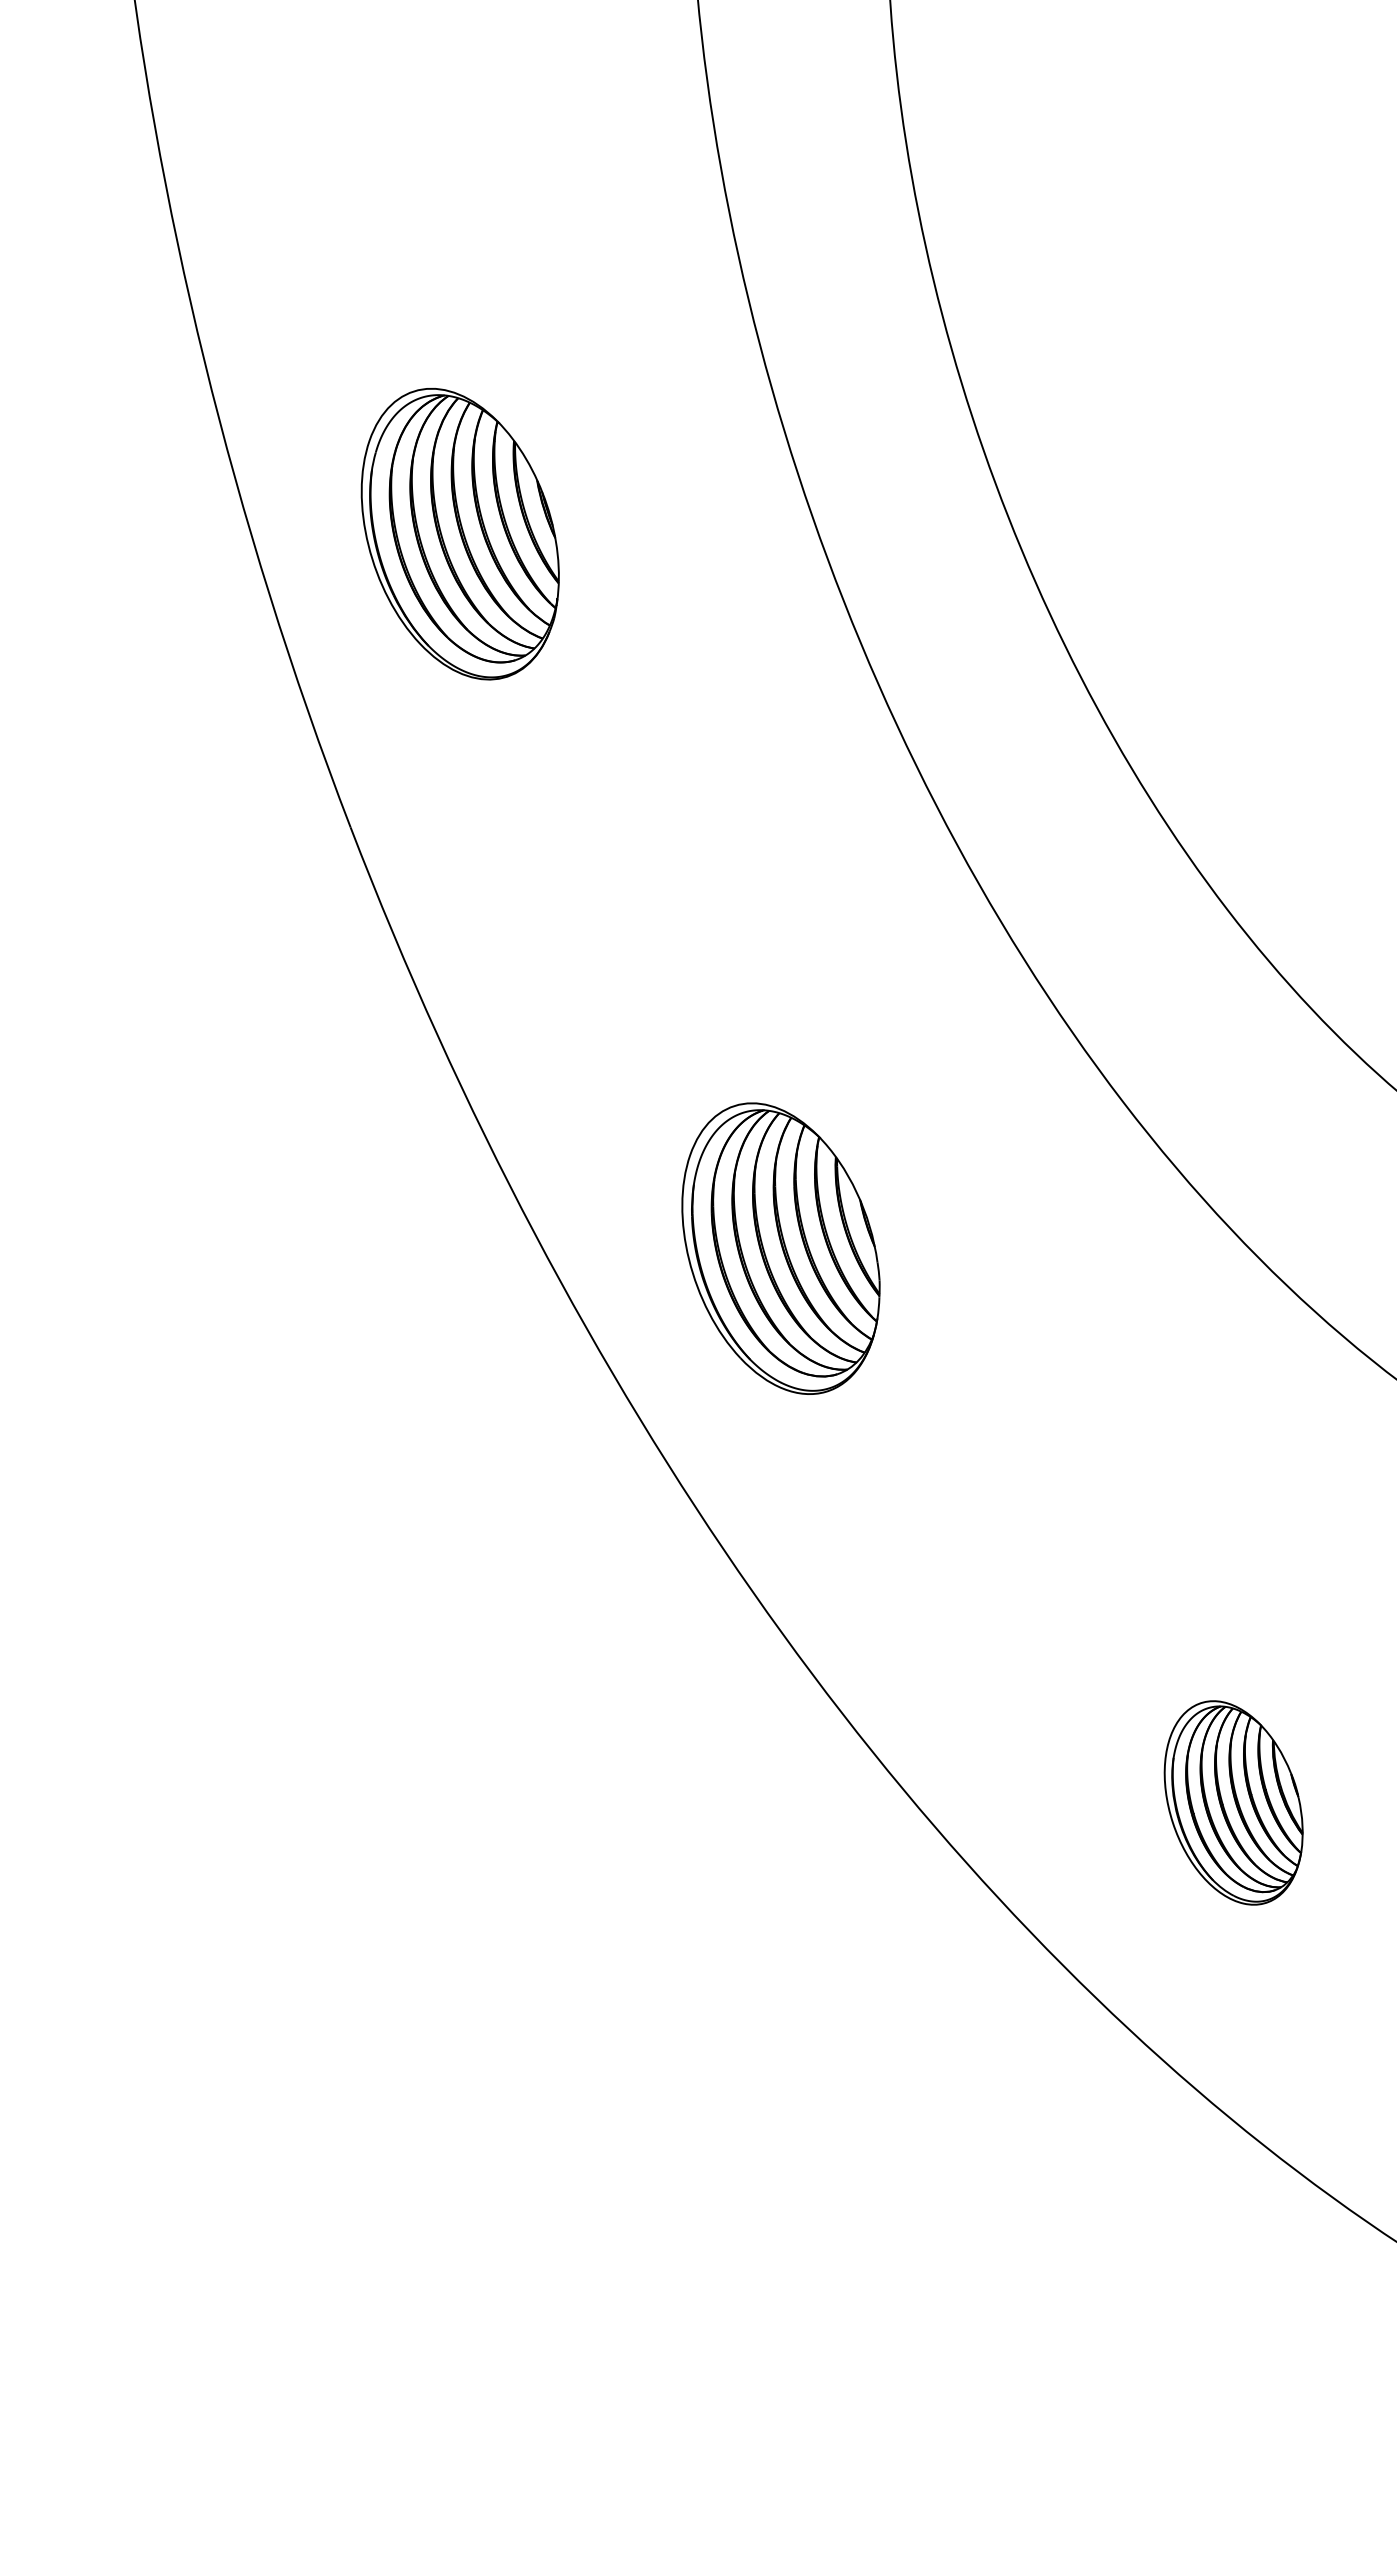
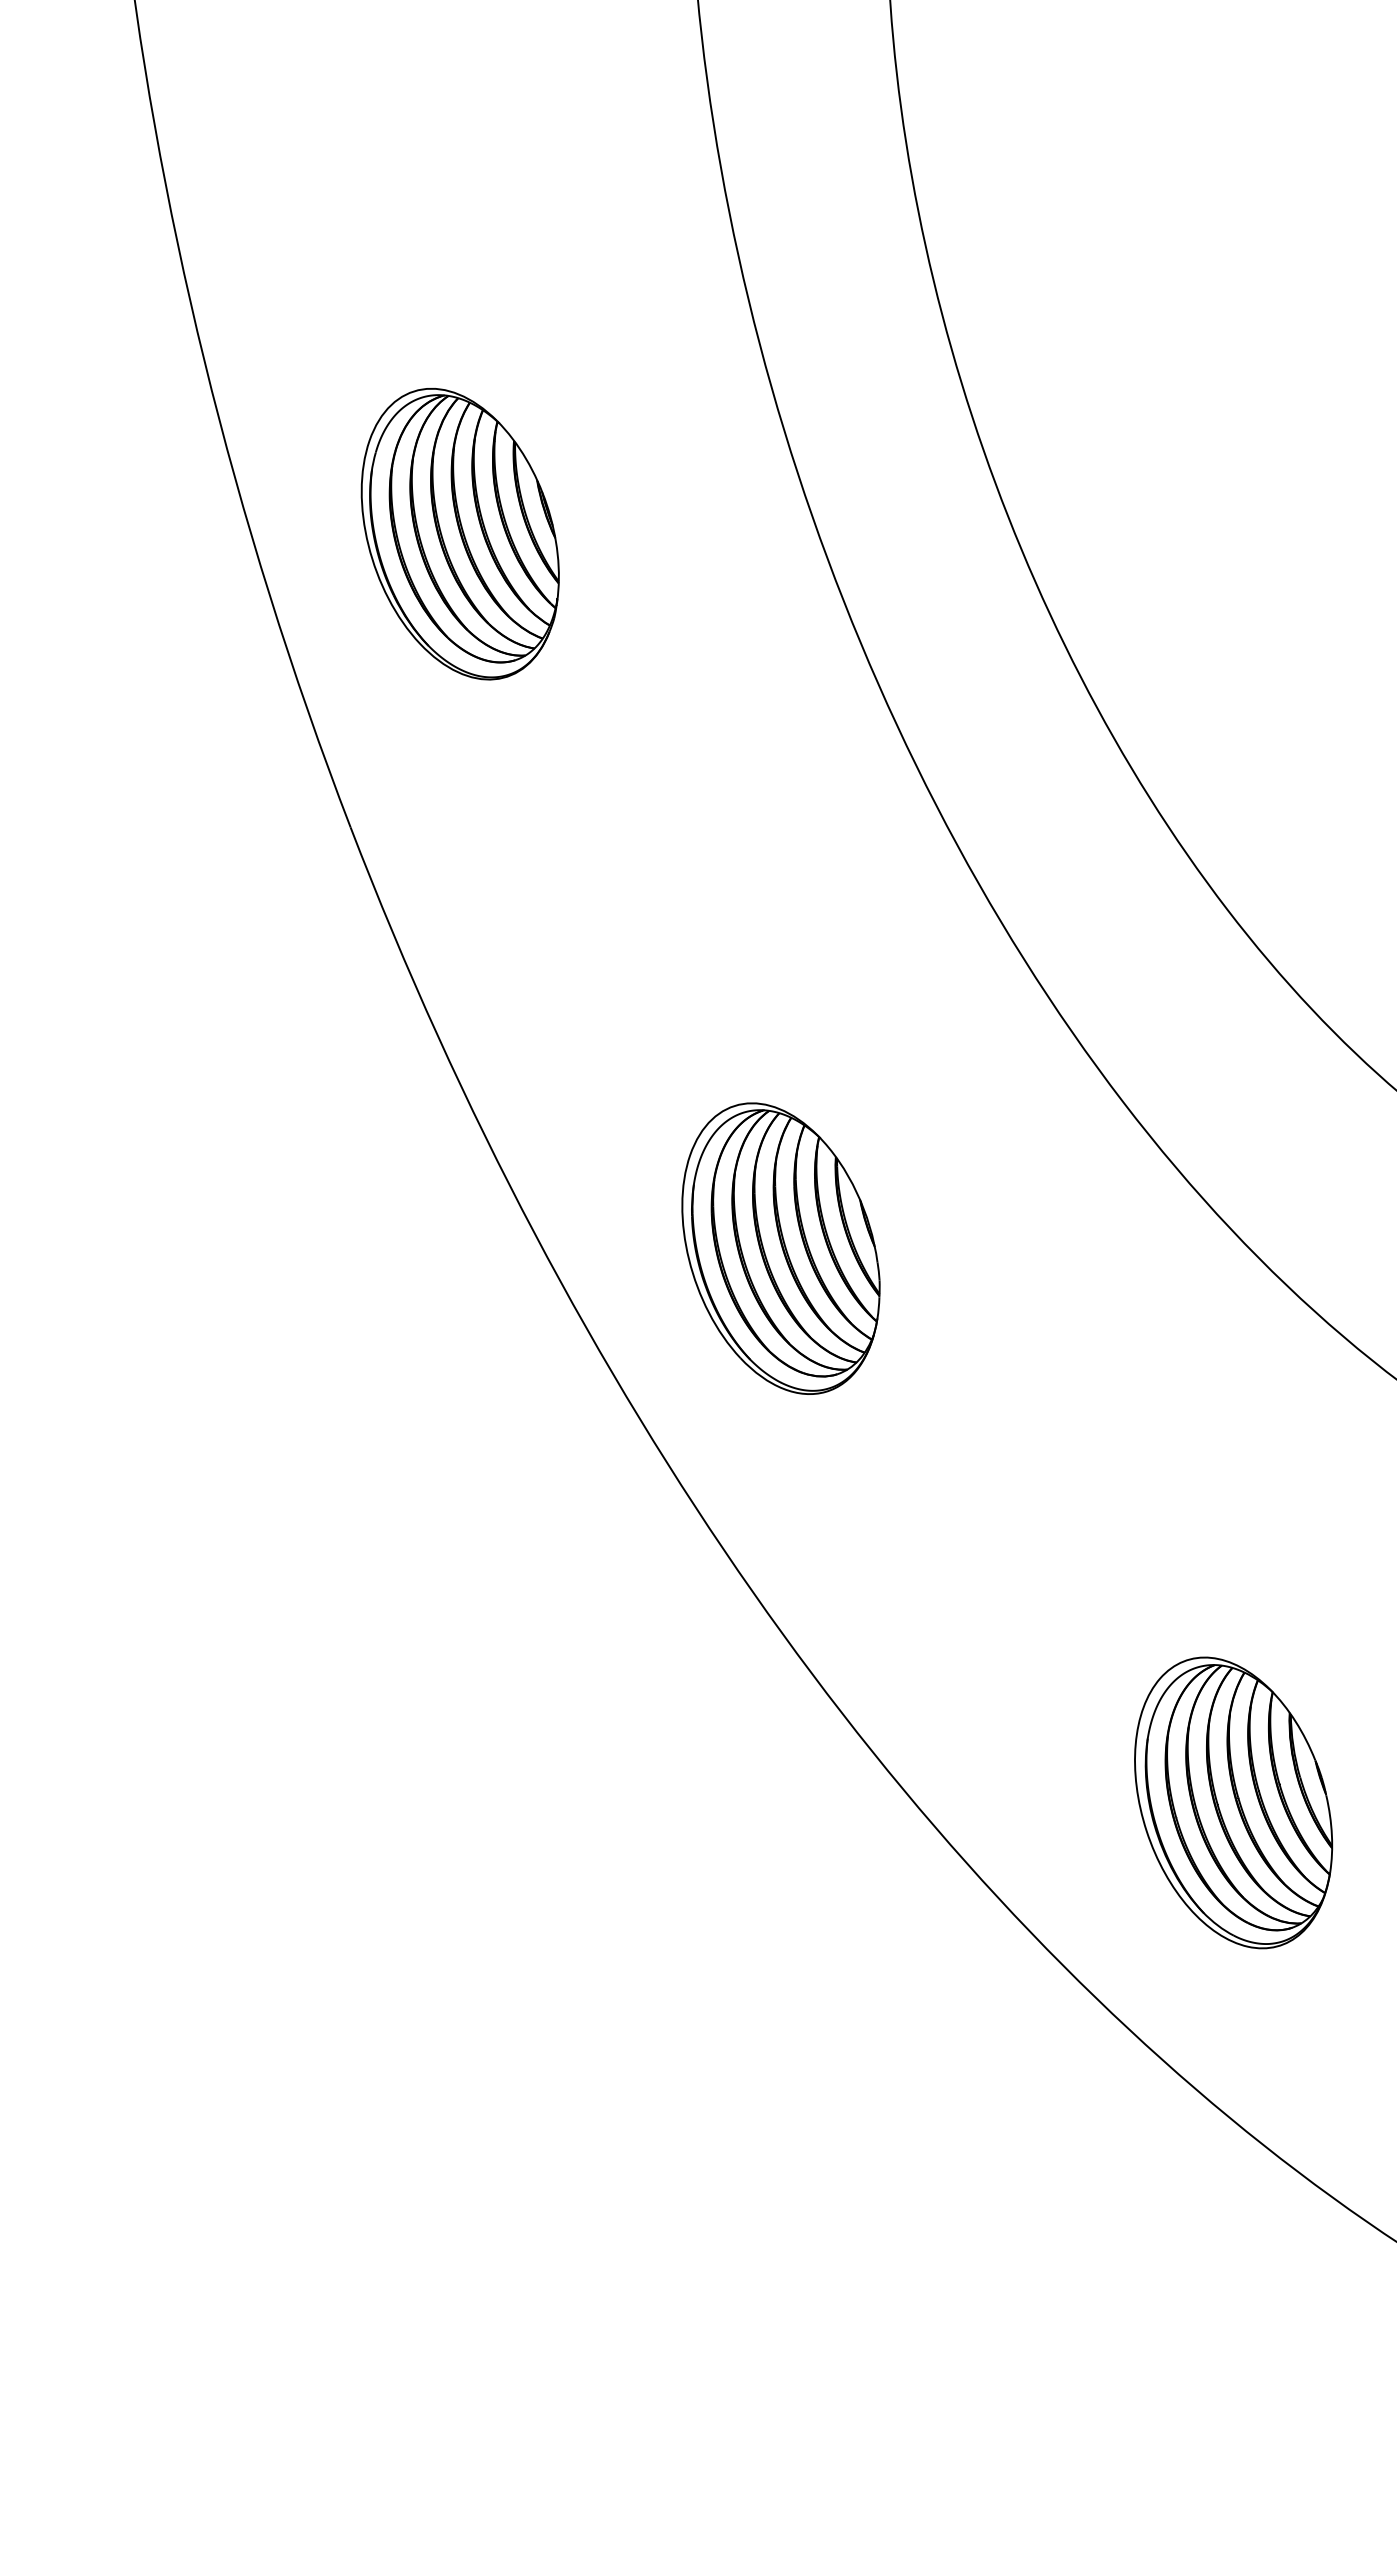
part size: 141x206 px -> 200x294 px (1233, 1802)
